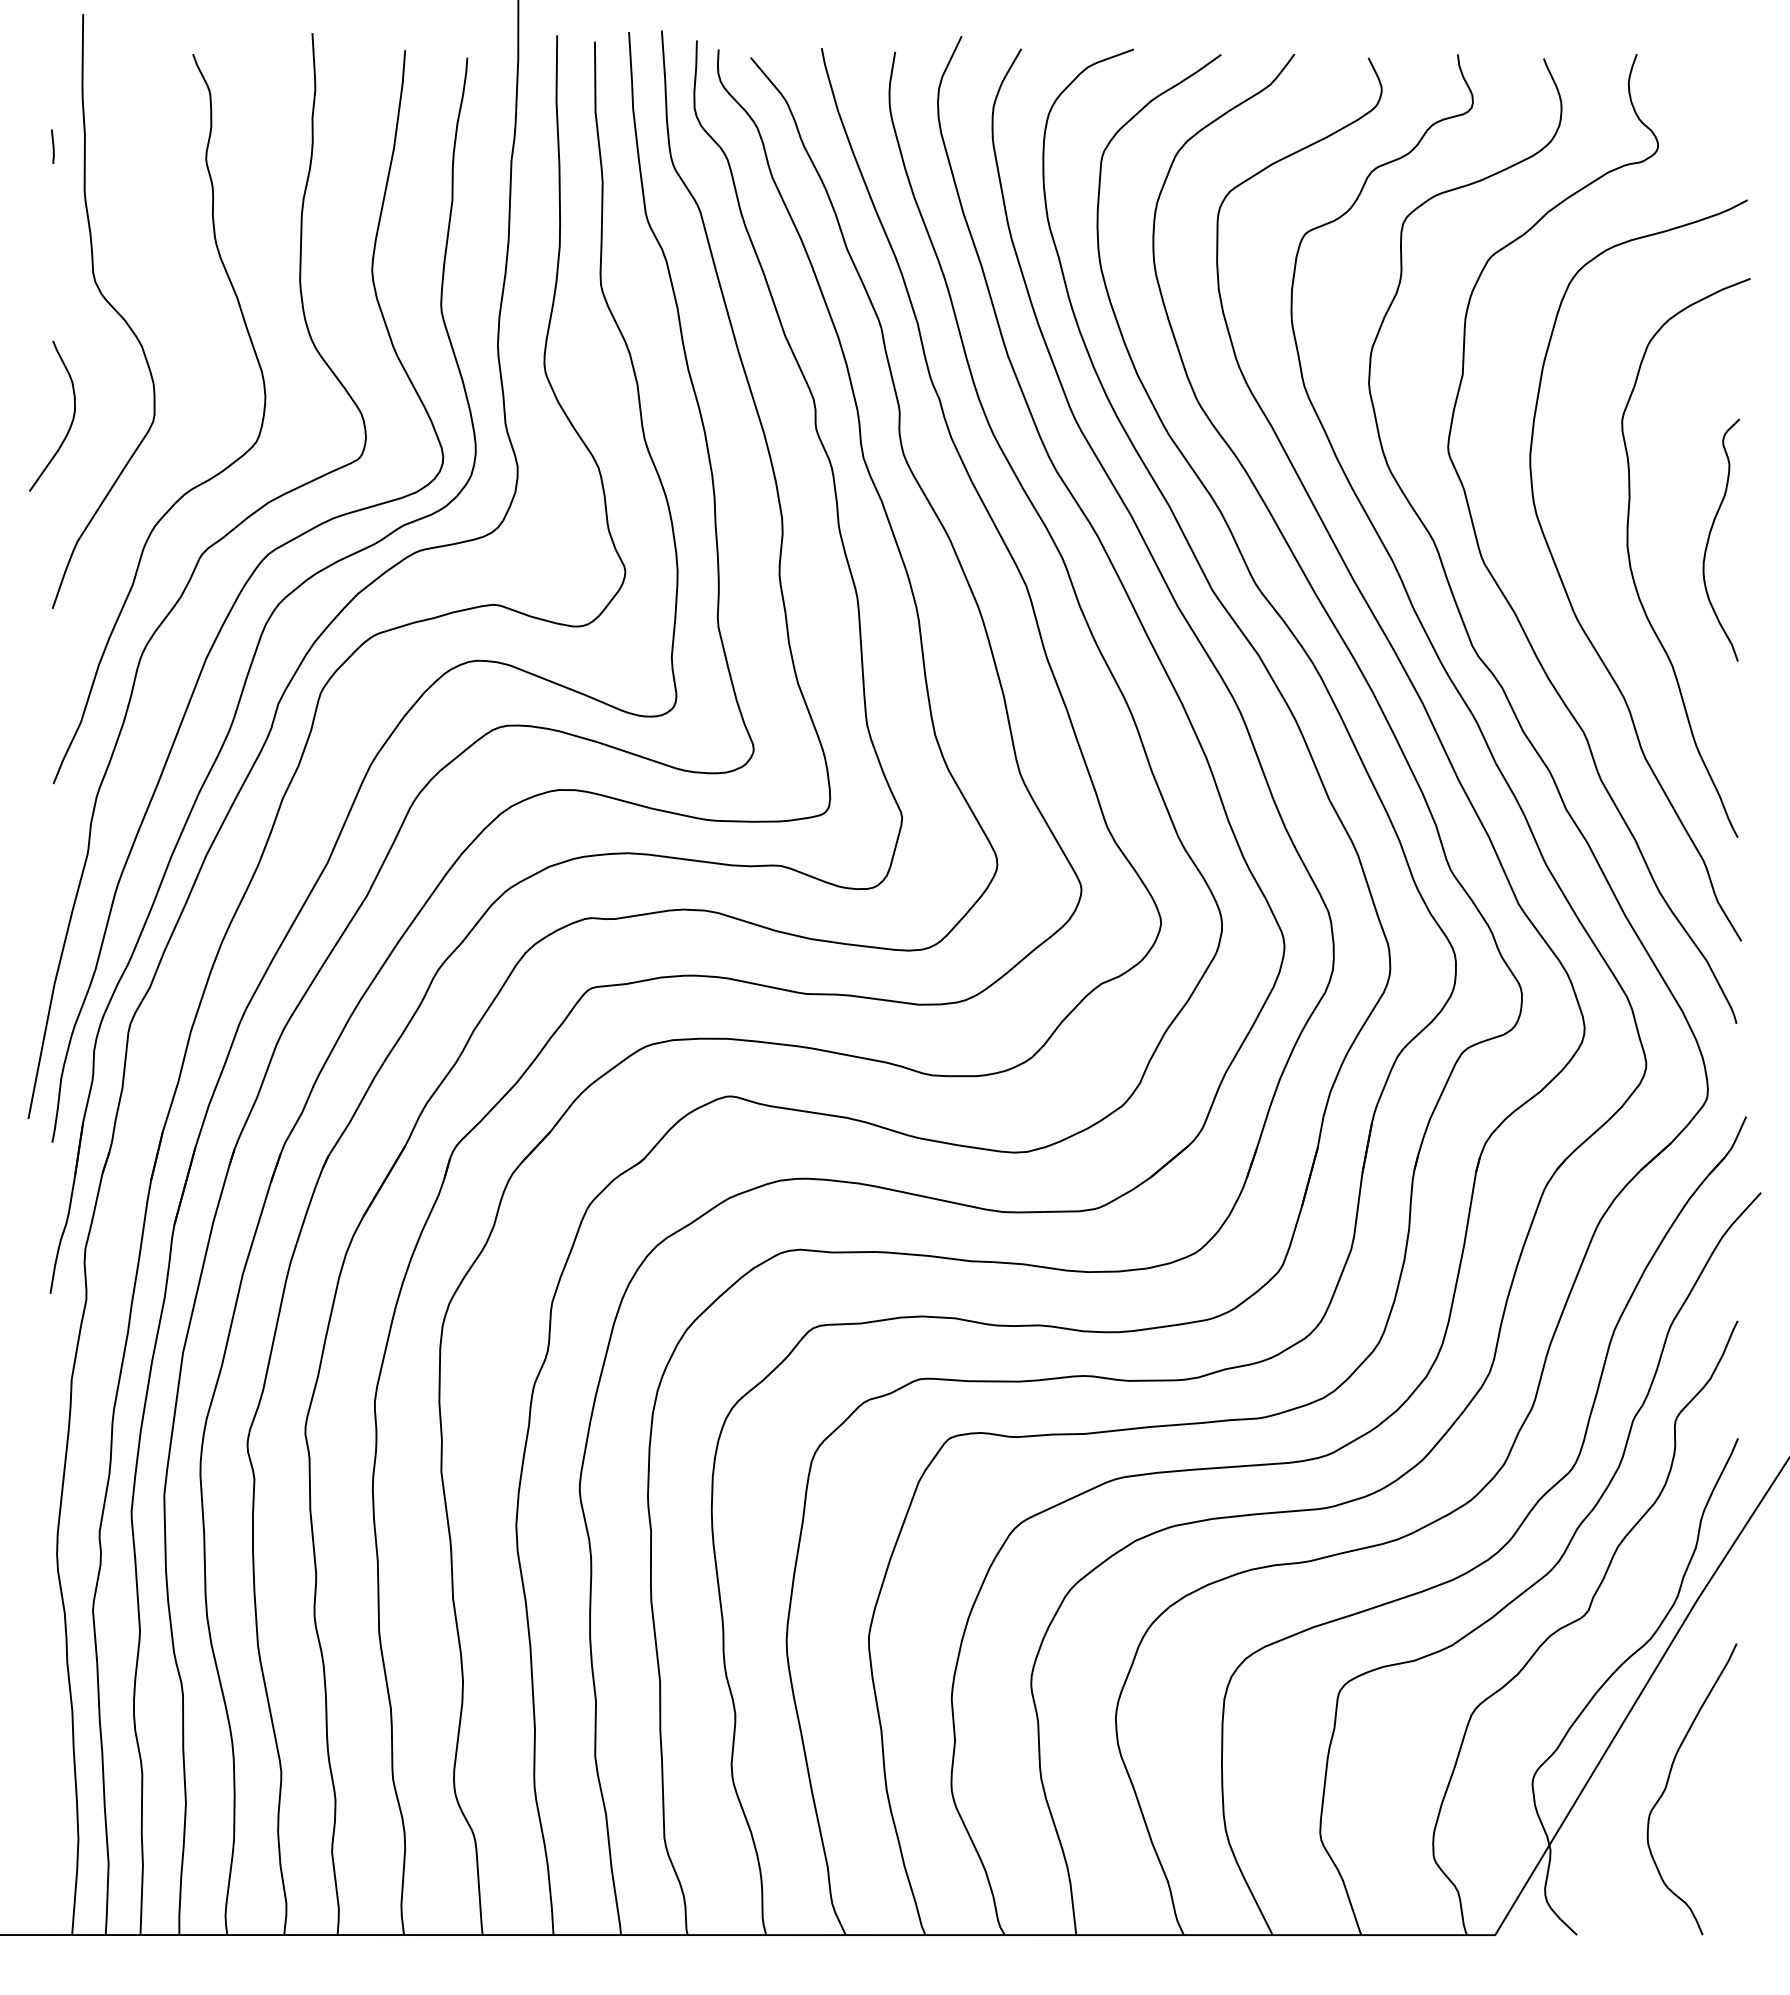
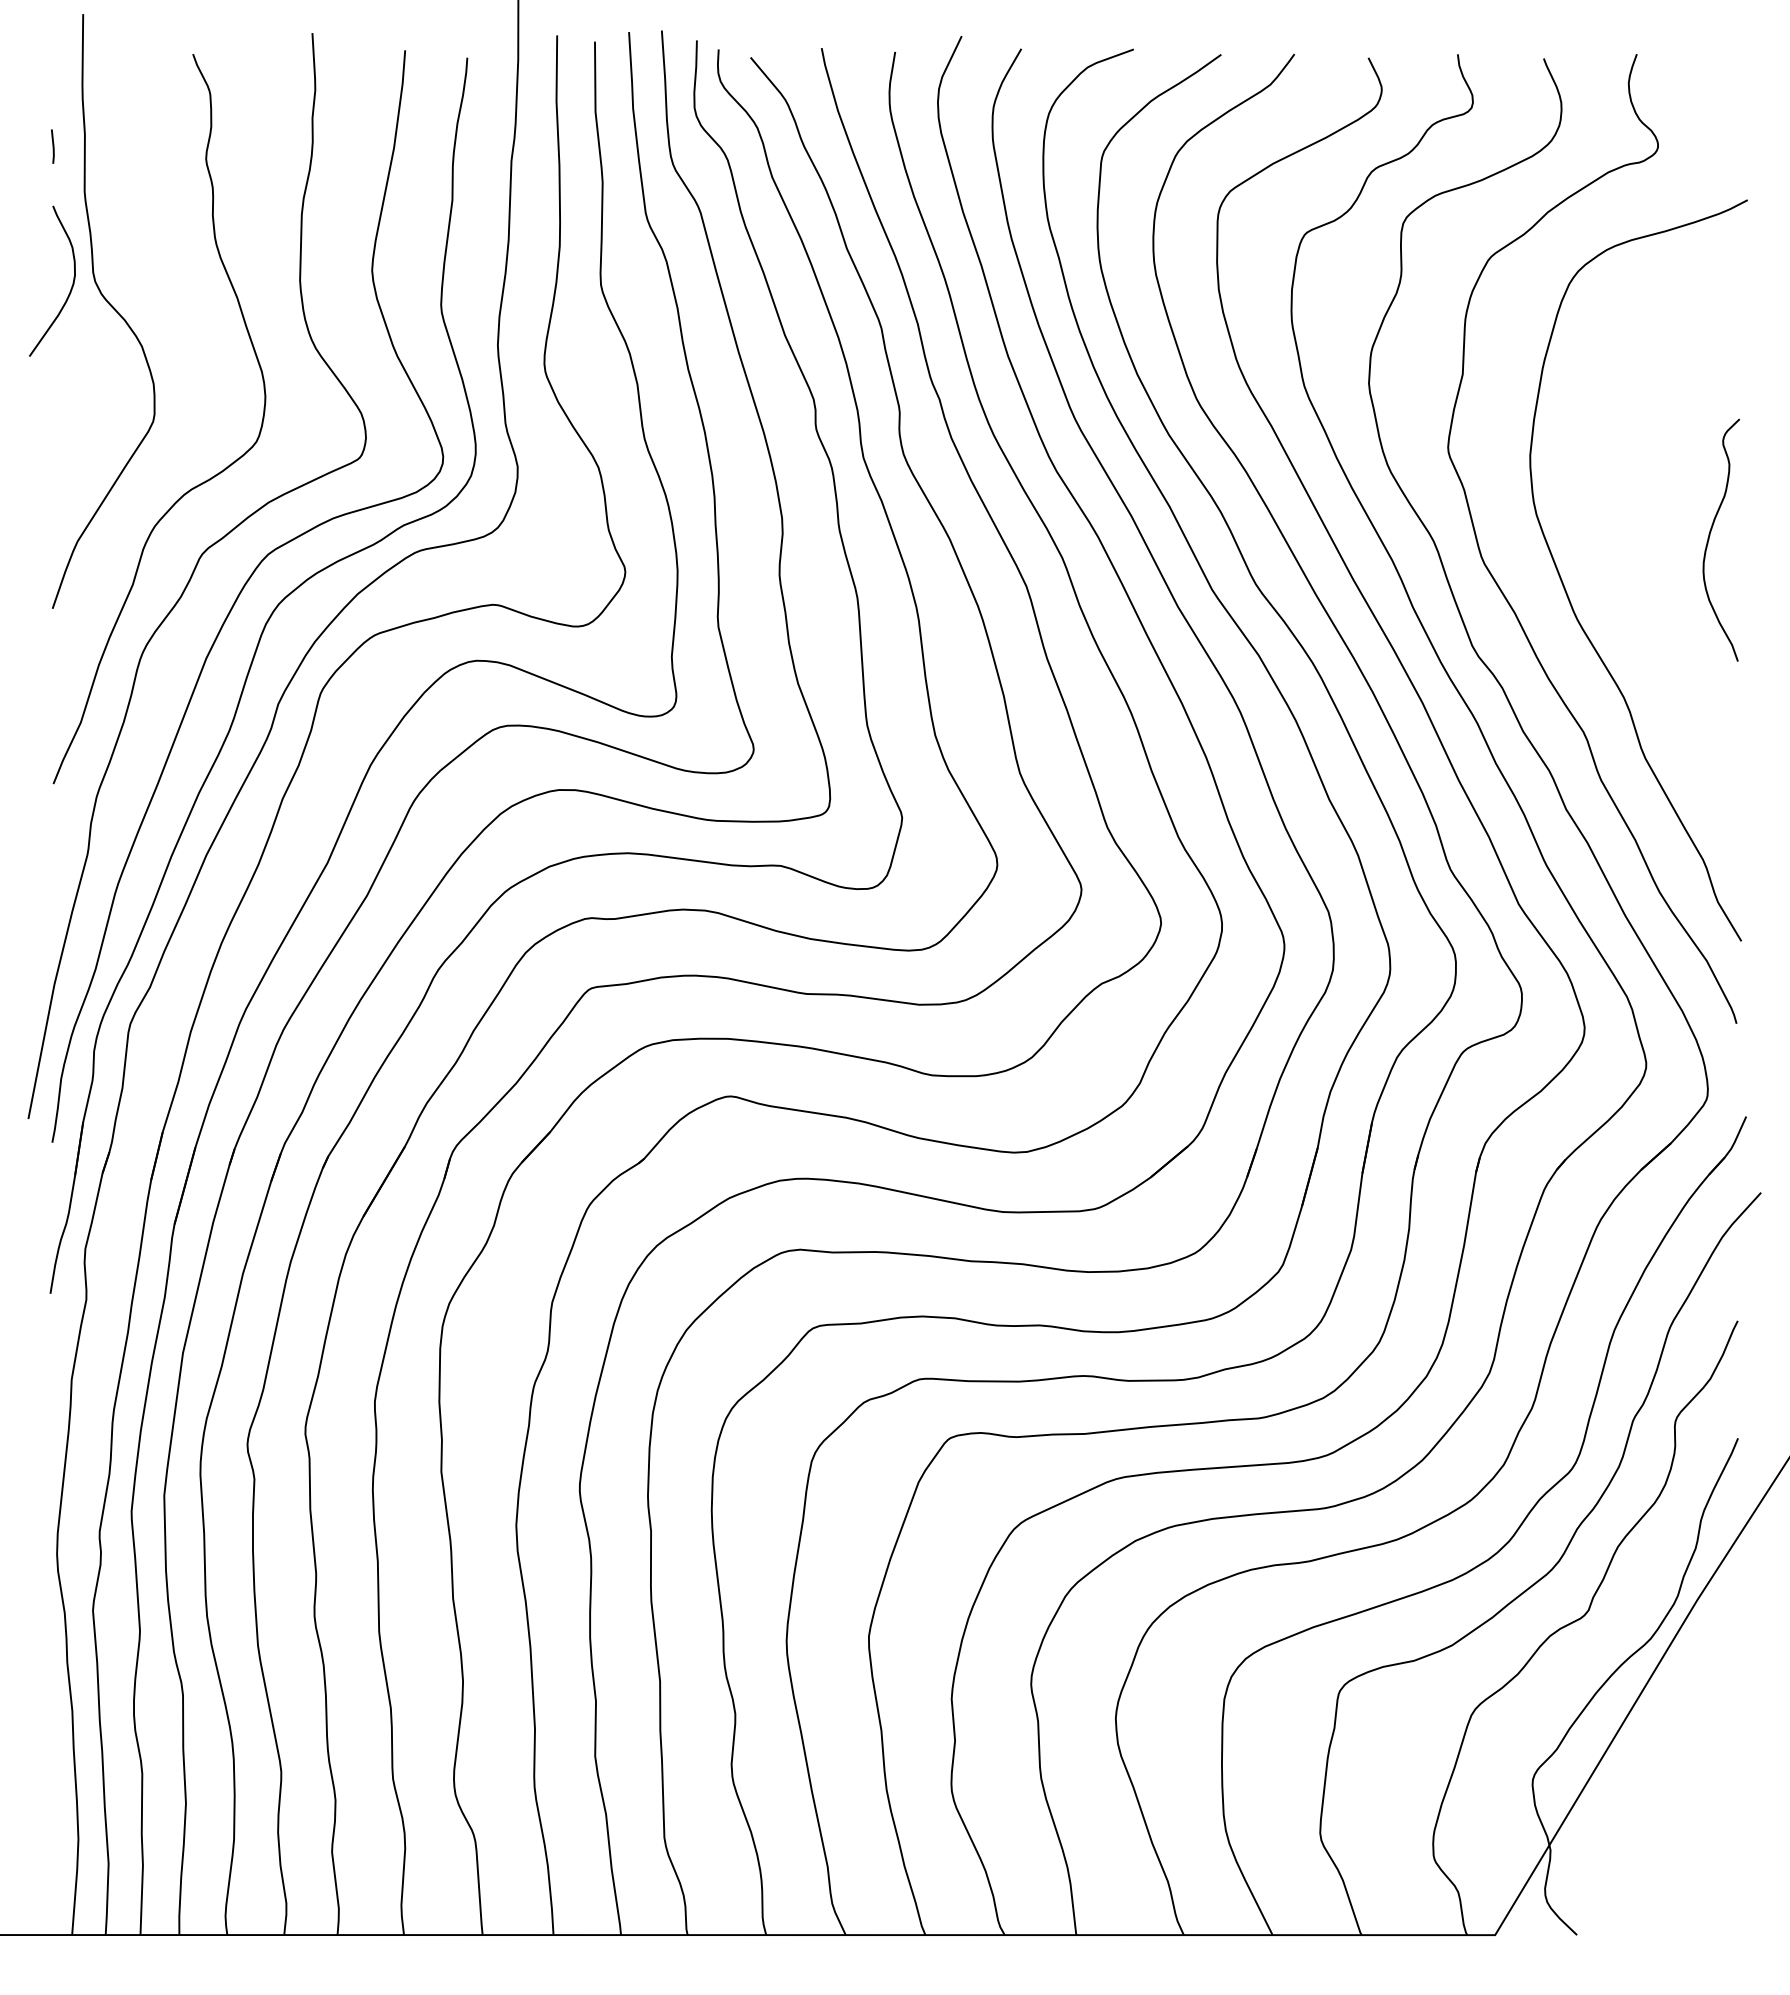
curve position: (70, 423) -> (70, 288) (70, 288)
curve: present -> none (1632, 570)
curve: present -> none (1668, 1782)
